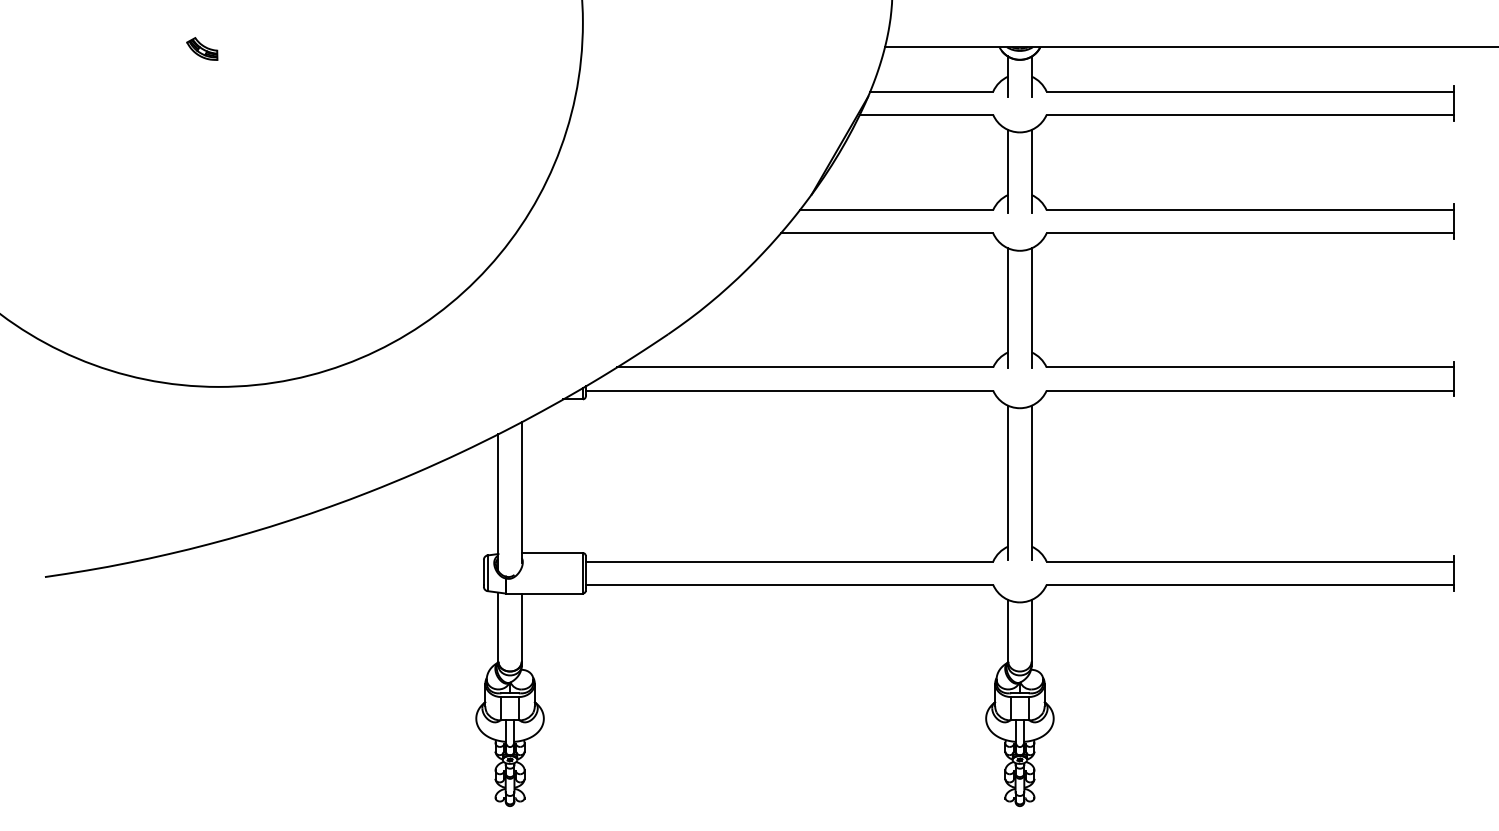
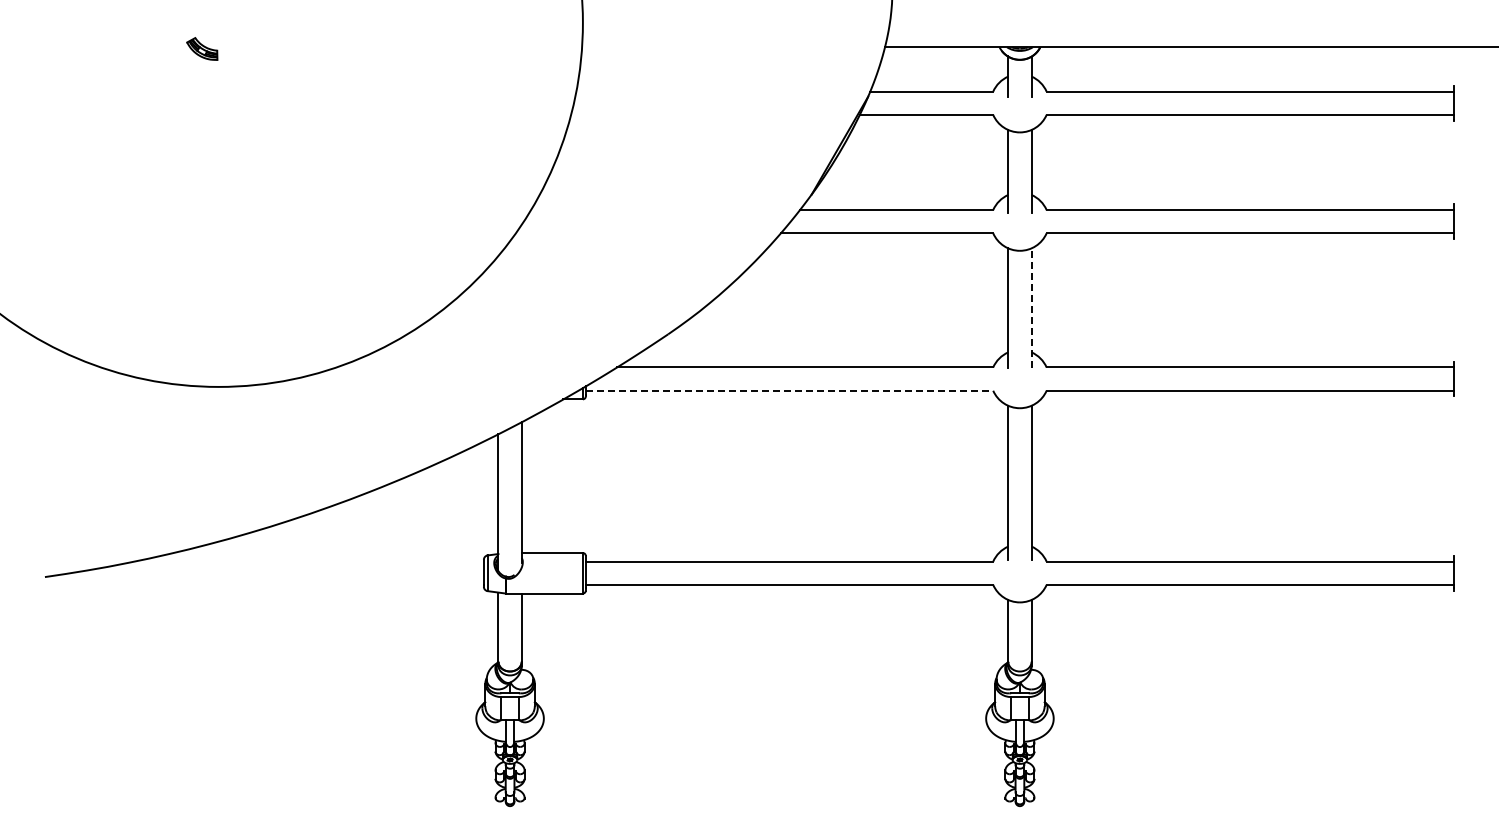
line: solid -> dashed (1031, 308)
line: solid -> dashed (789, 390)
